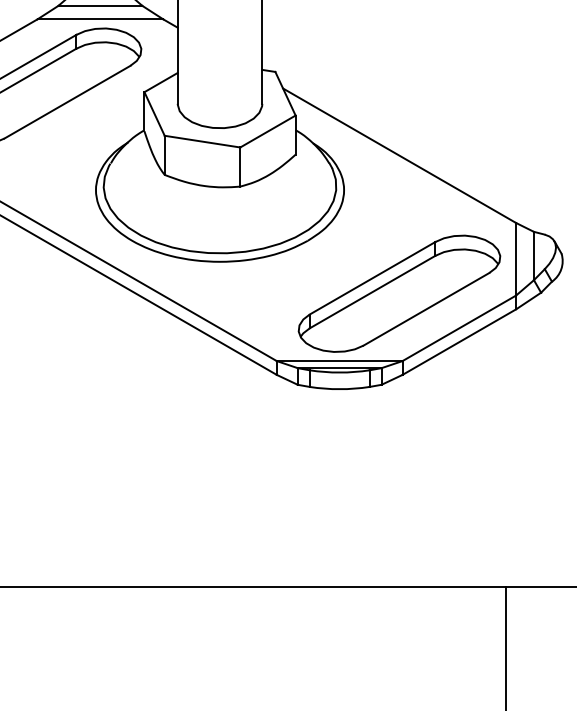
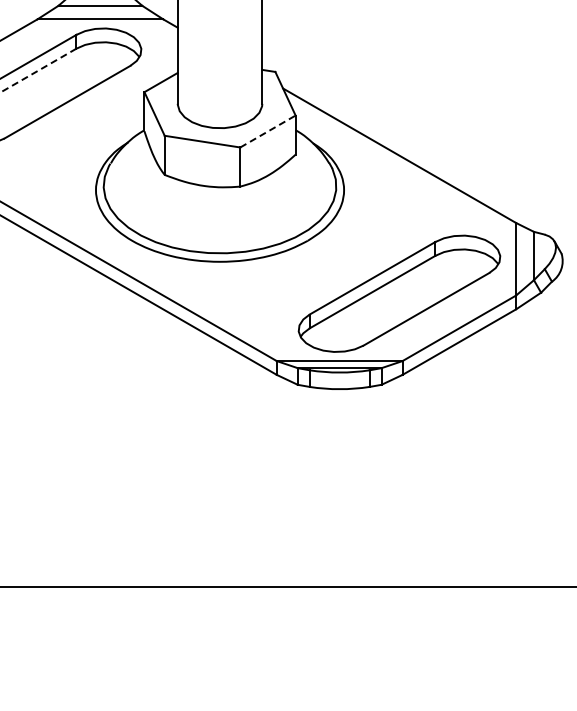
line: solid -> dashed (38, 70)
line: solid -> dashed (267, 131)
line: present -> none (505, 646)
